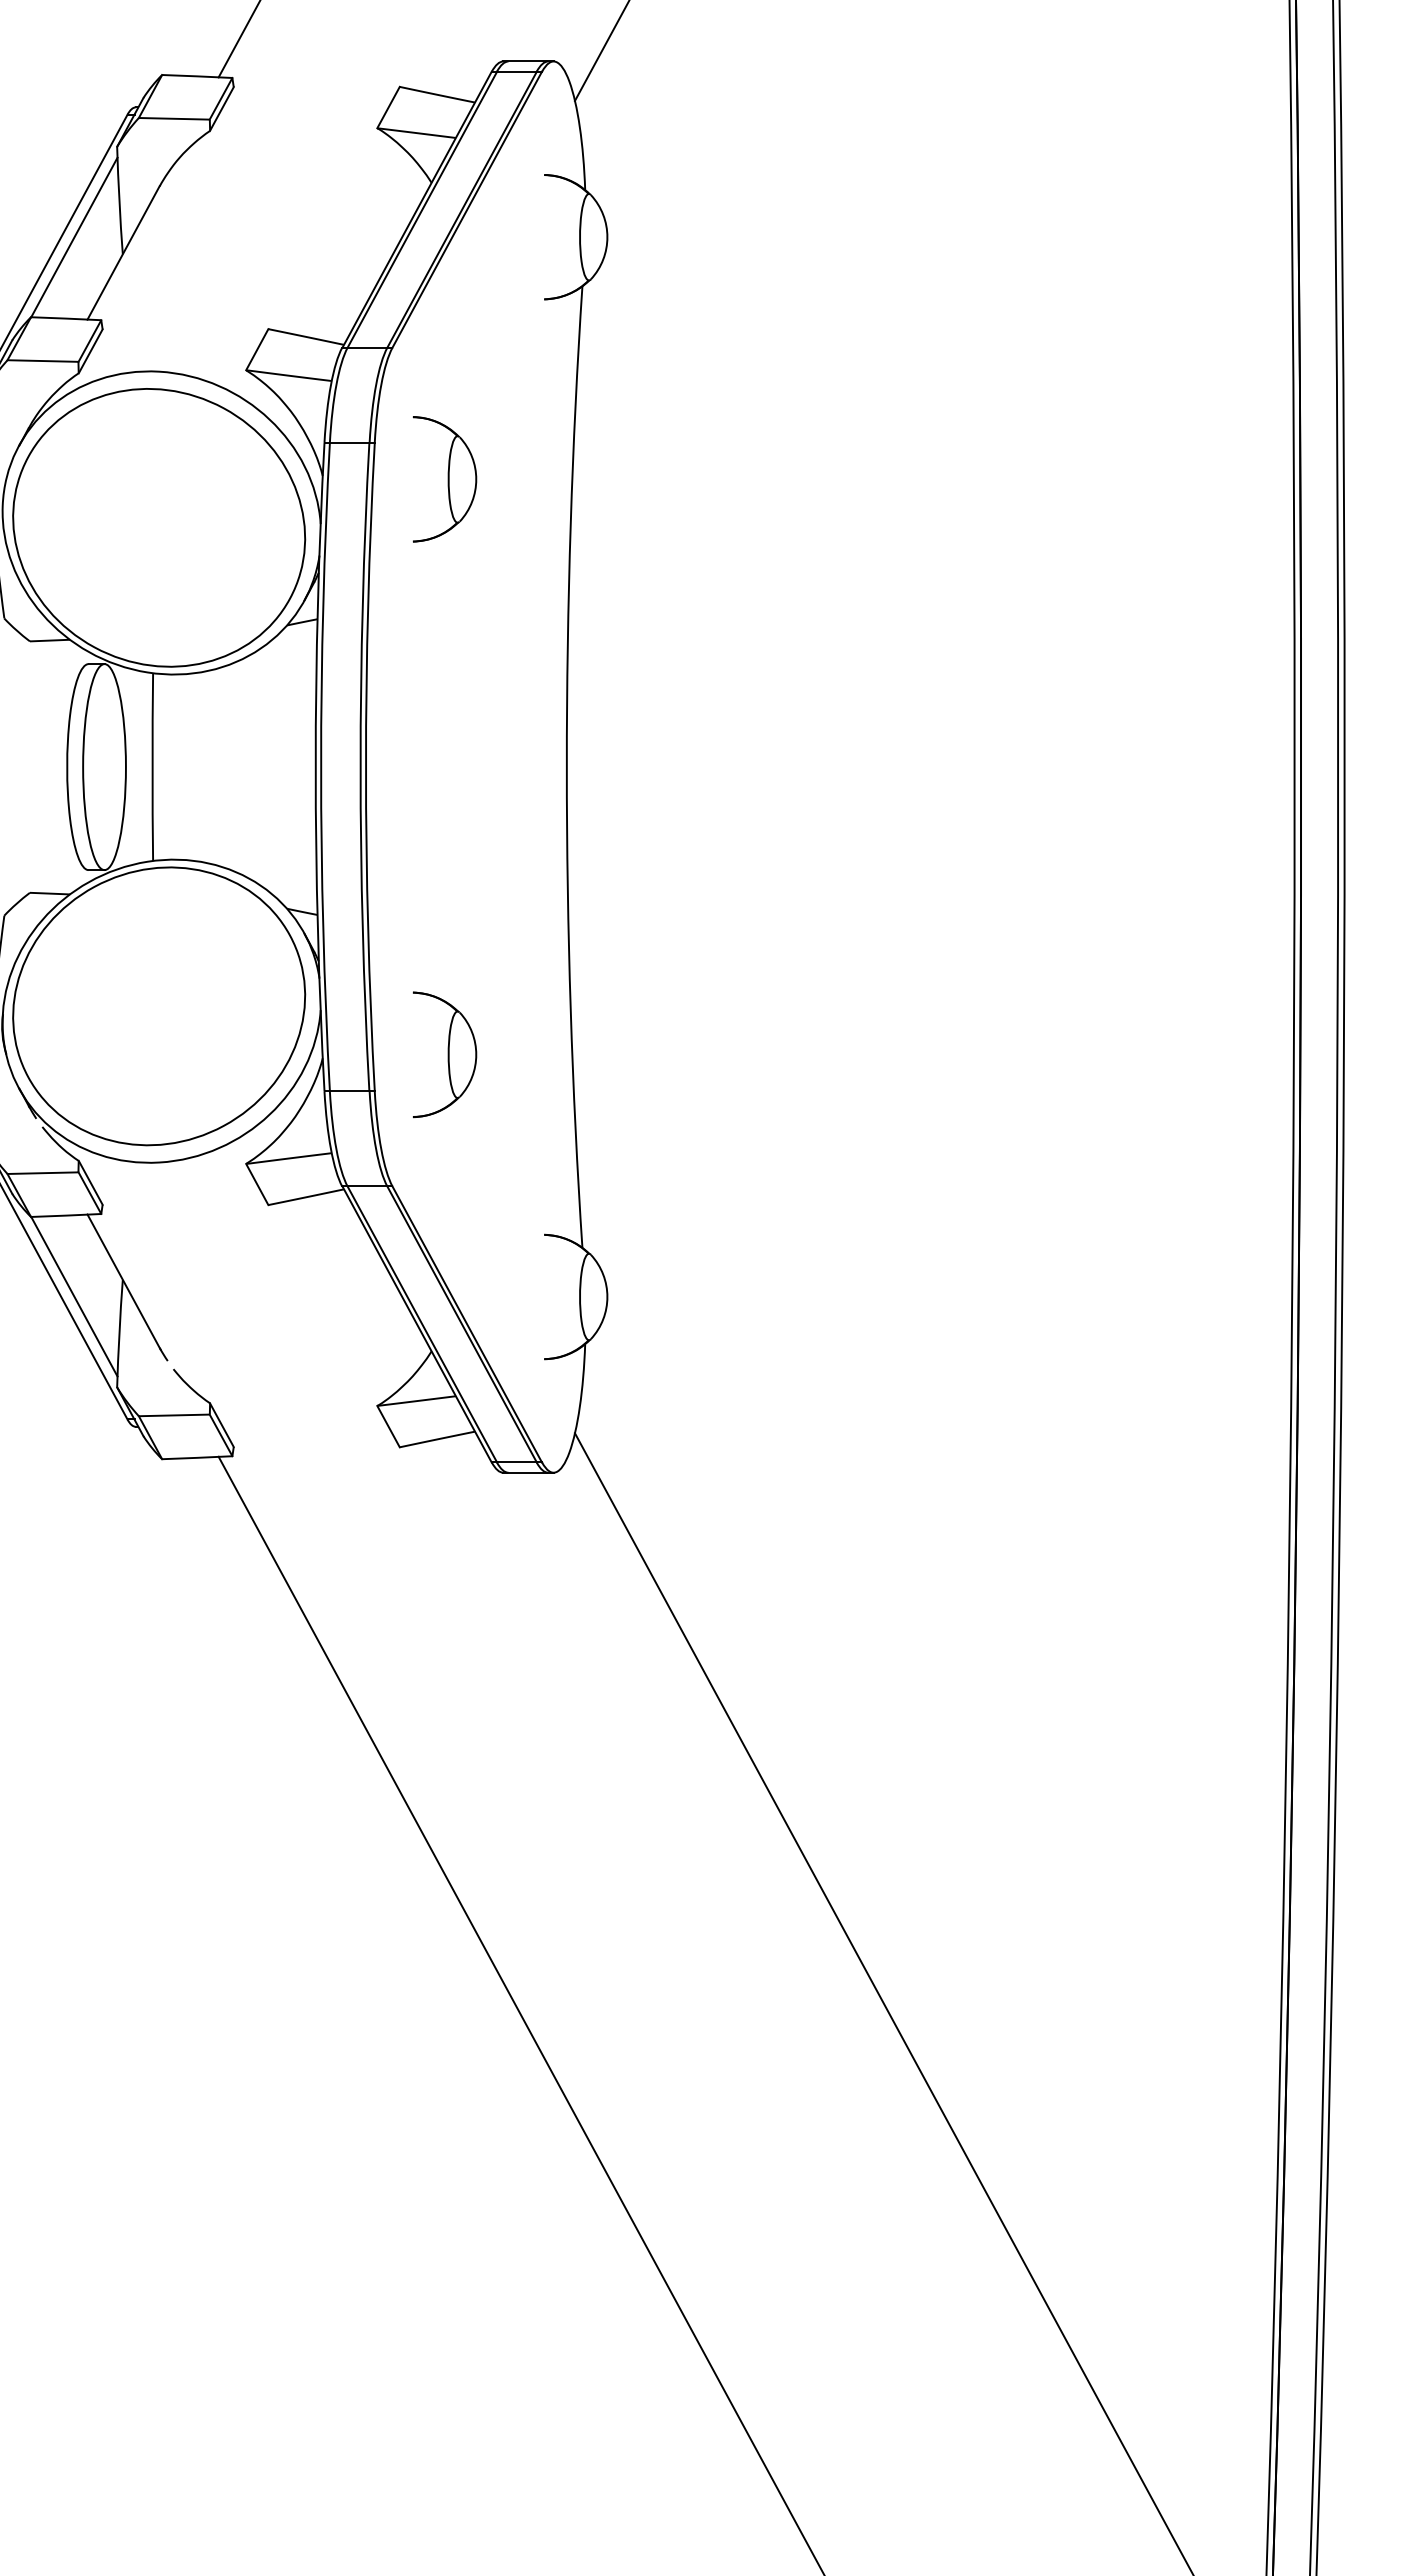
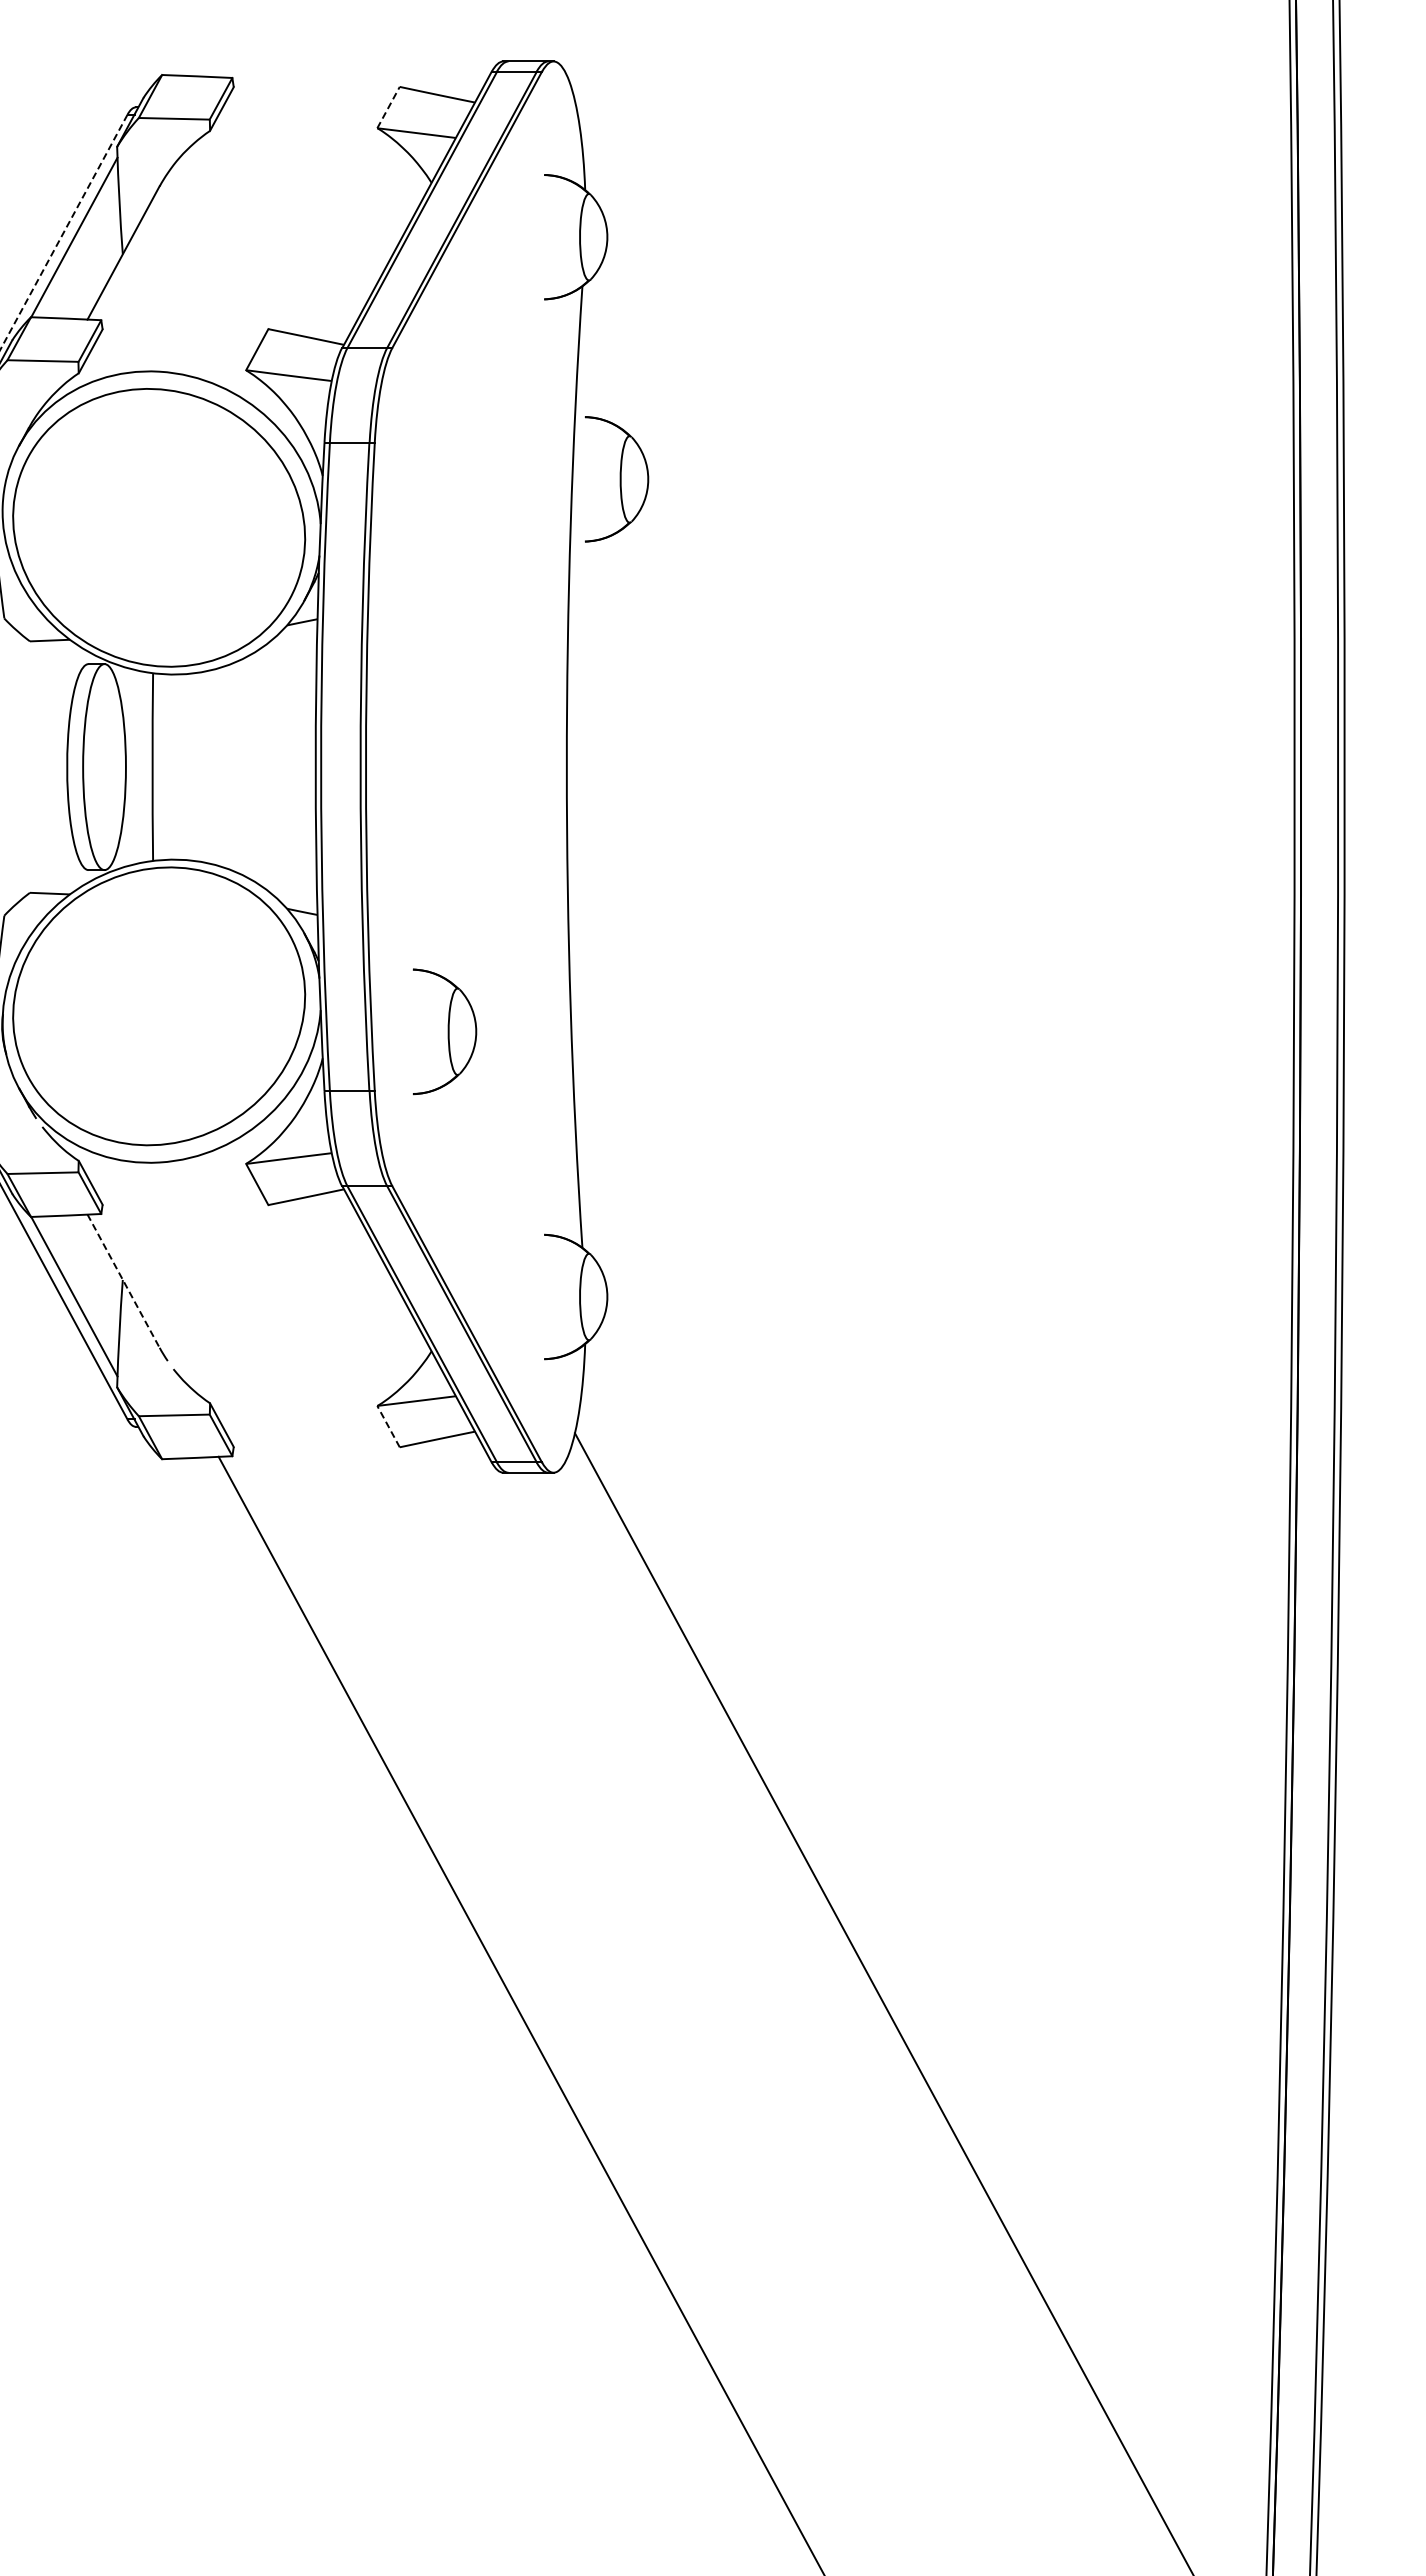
line: present -> none (238, 39)
line: present -> none (601, 51)
line: solid -> dashed (388, 107)
line: solid -> dashed (63, 232)
part position: (444, 479) -> (616, 479) (616, 479)
part position: (445, 1054) -> (445, 1031) (445, 1031)
line: solid -> dashed (124, 1281)
line: solid -> dashed (388, 1426)
